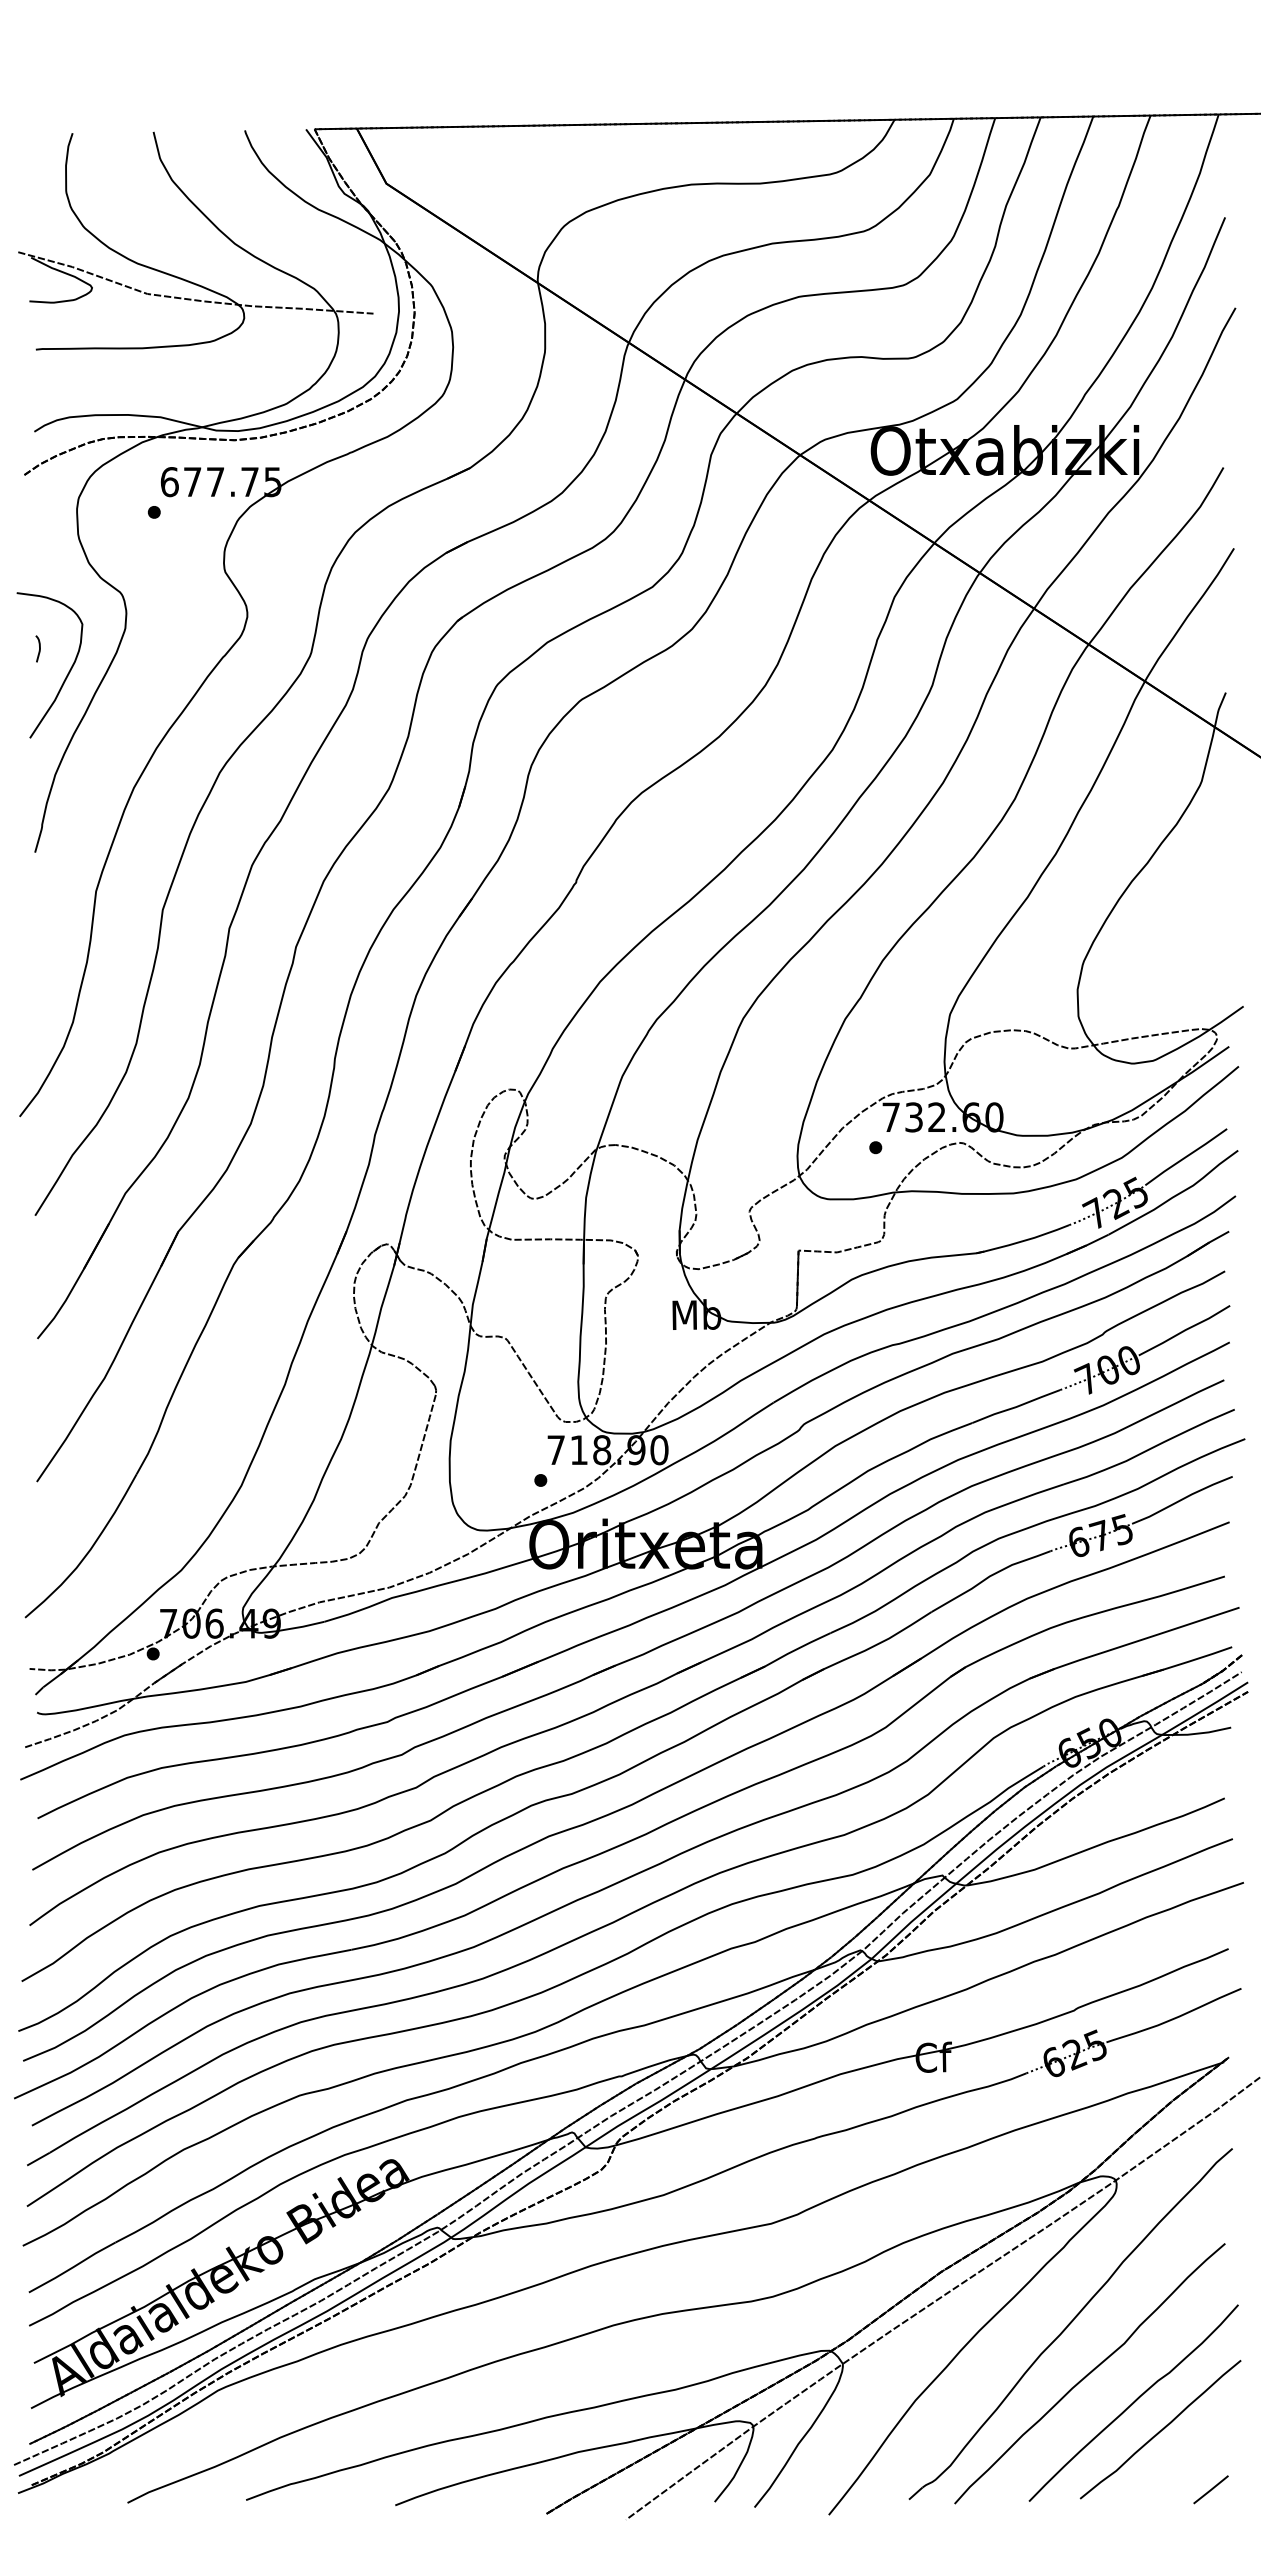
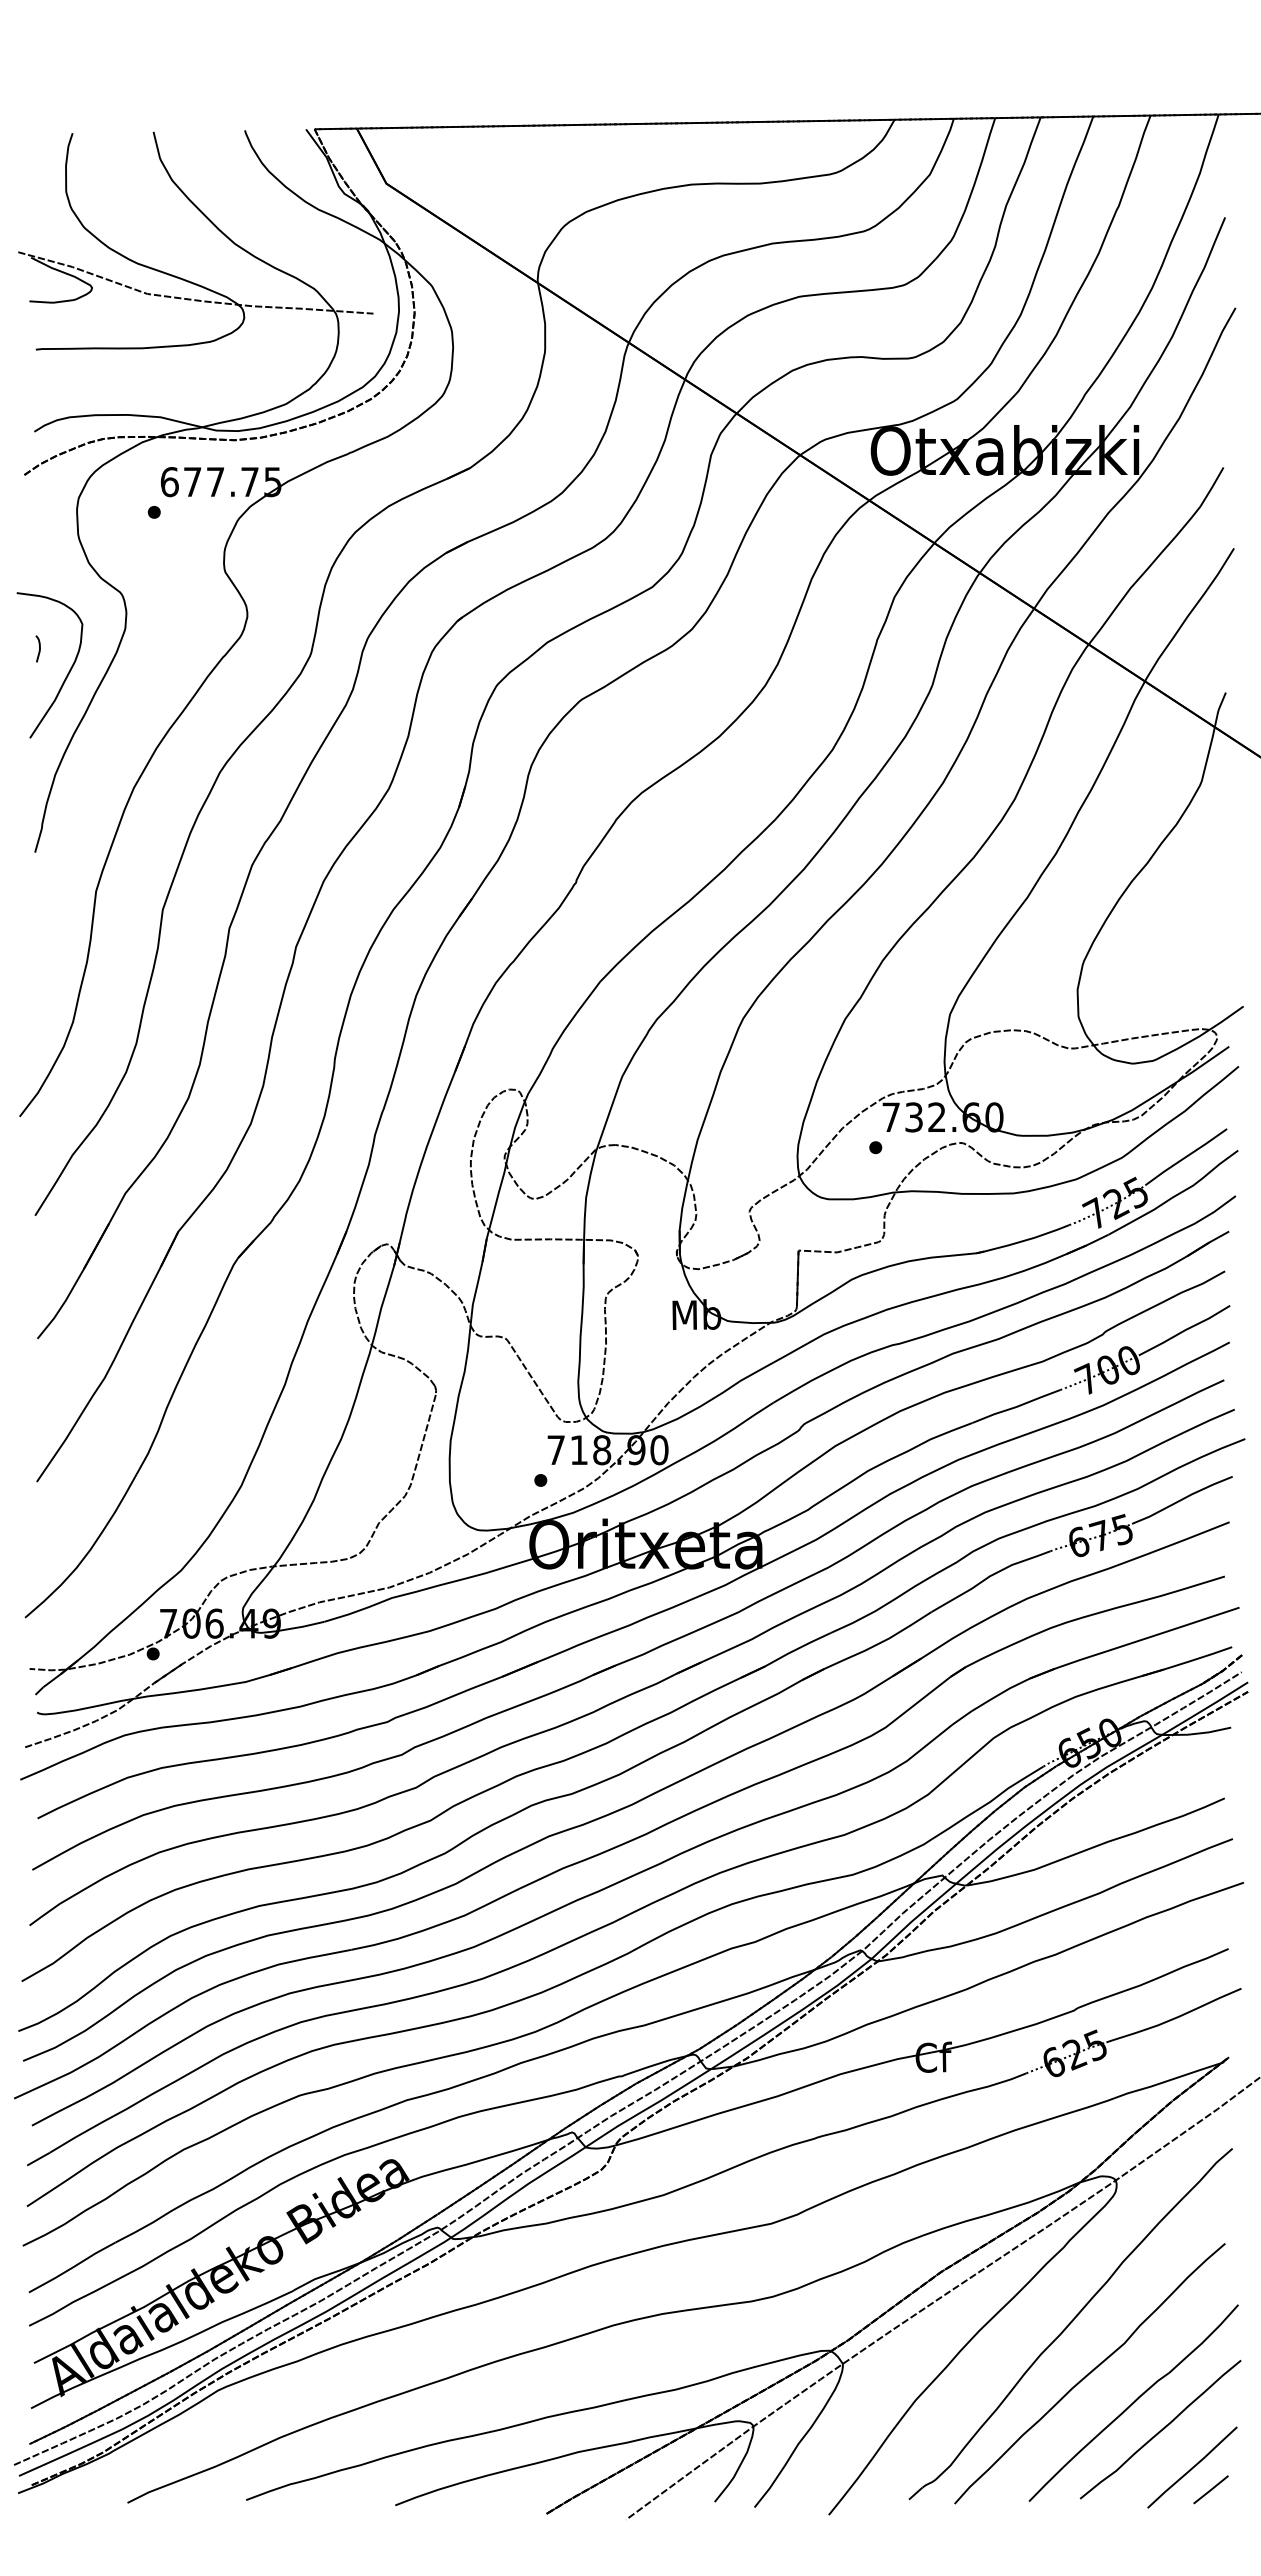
line: none -> present (1192, 2467)
